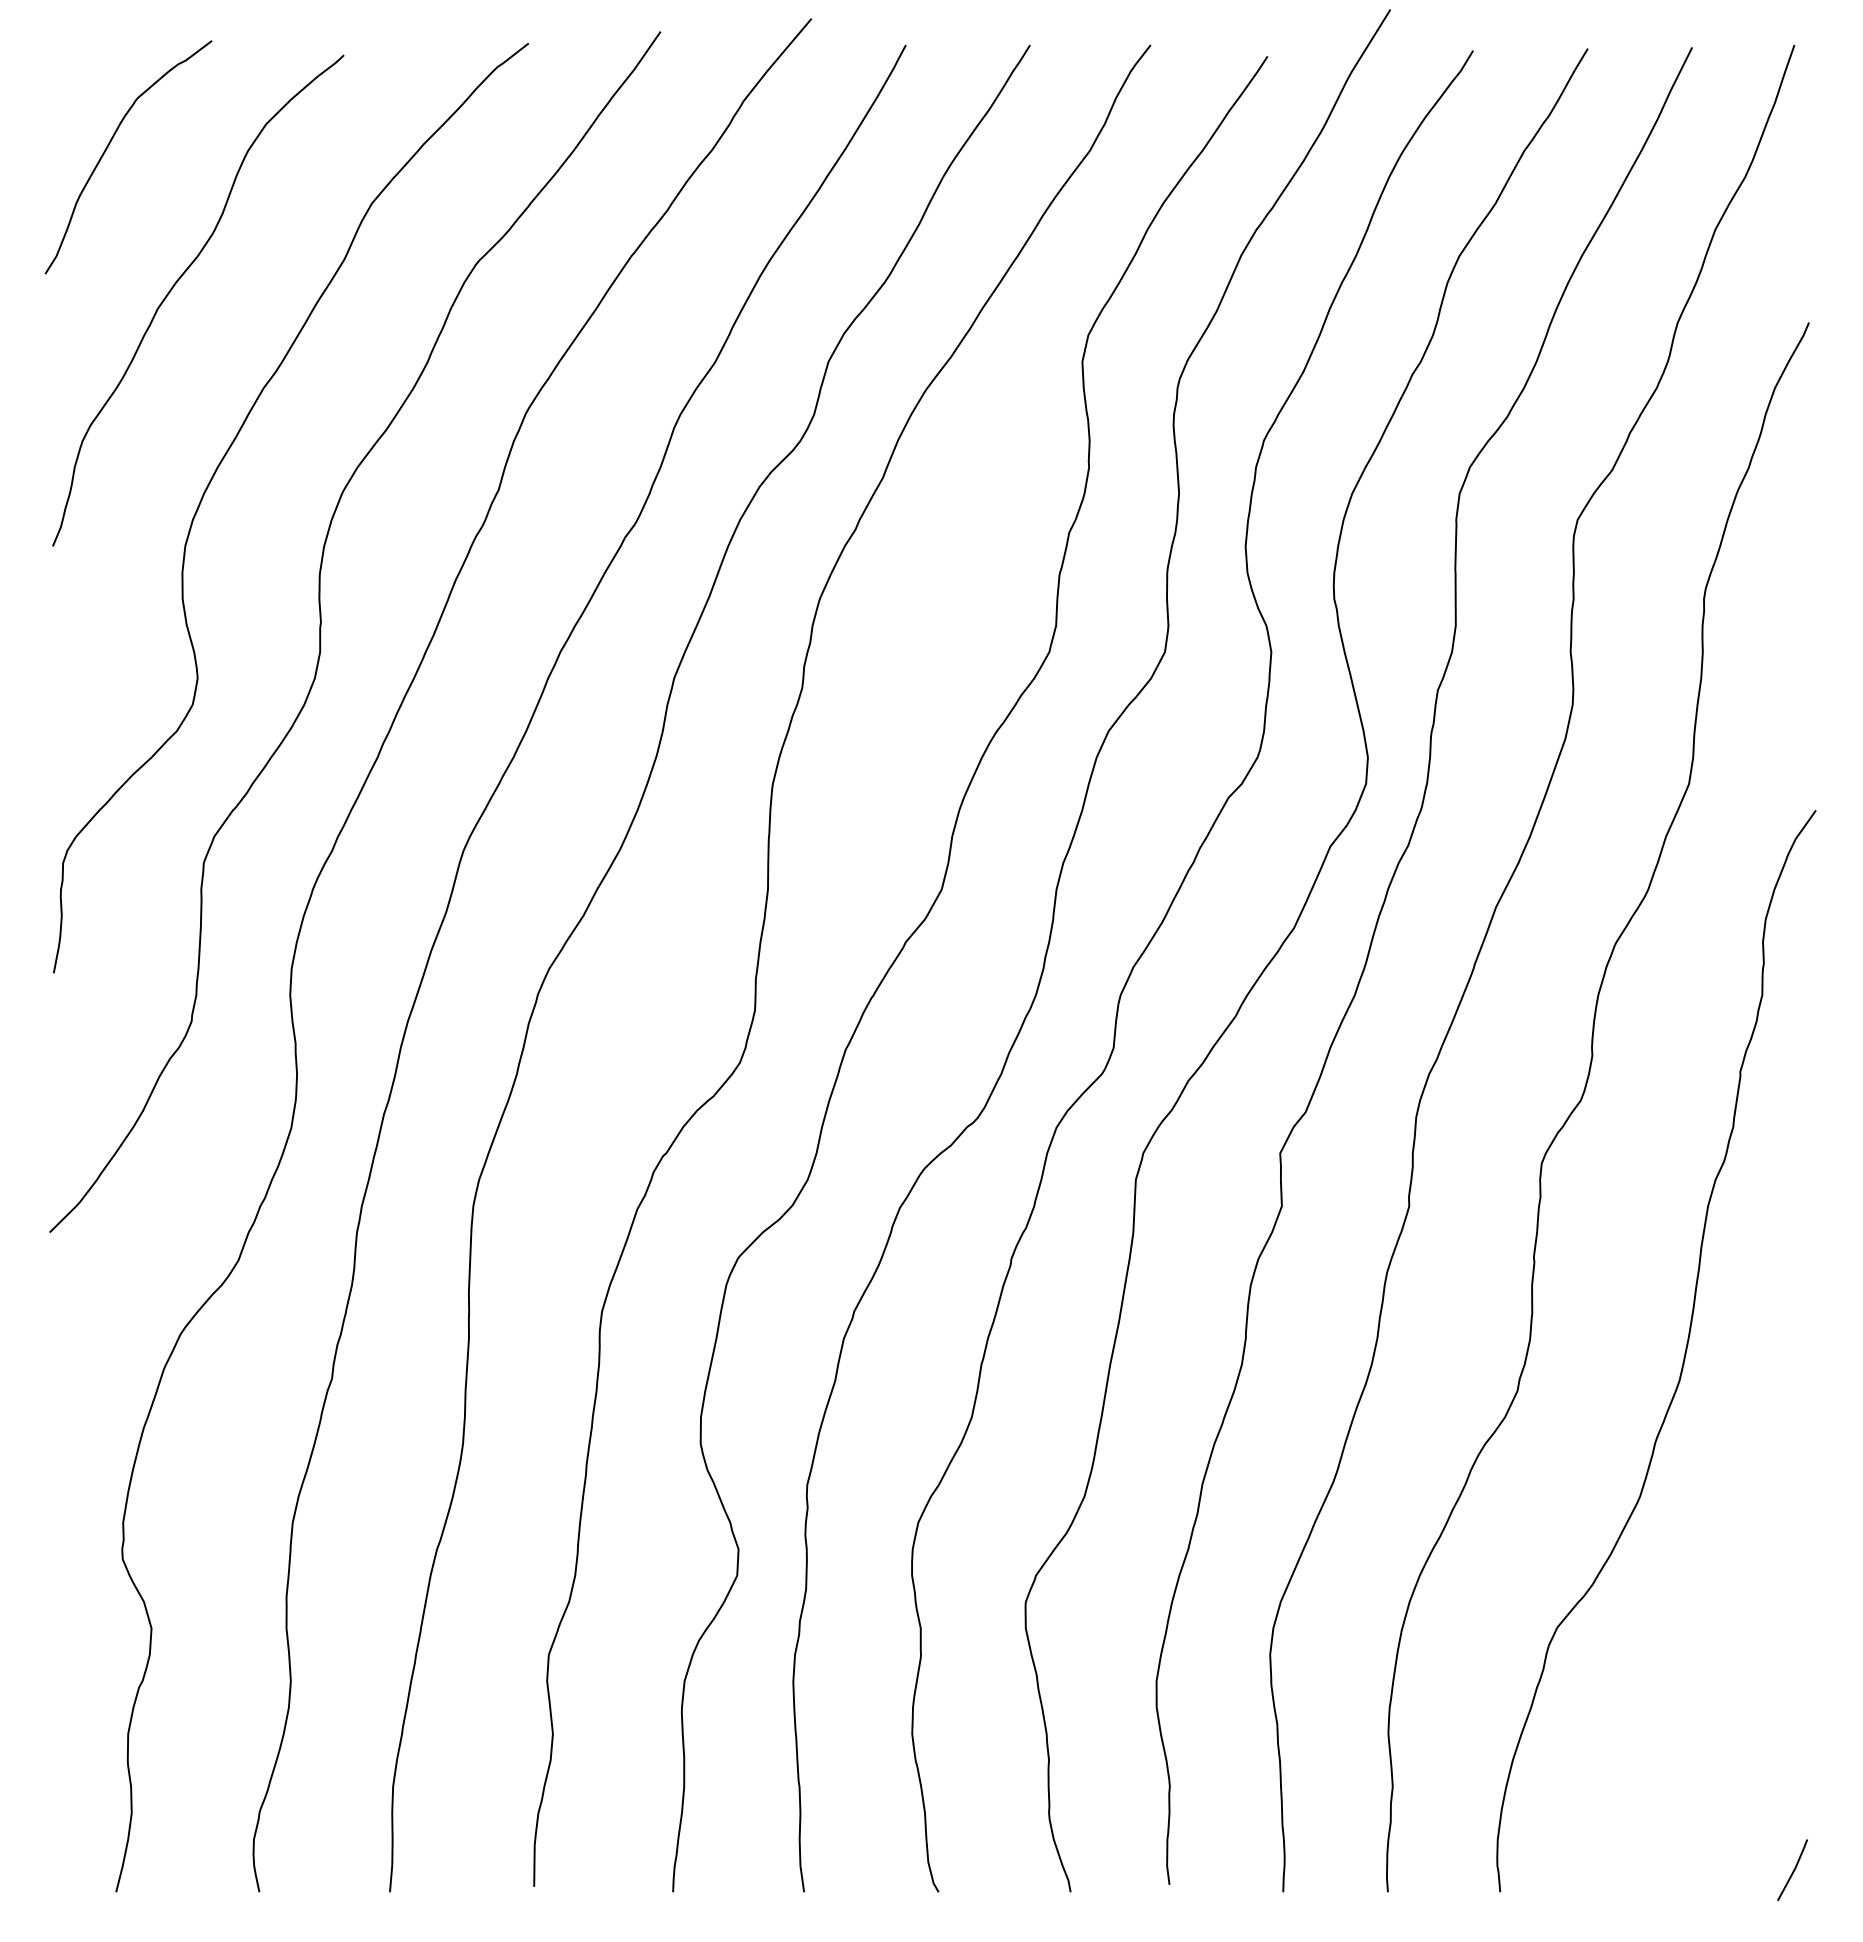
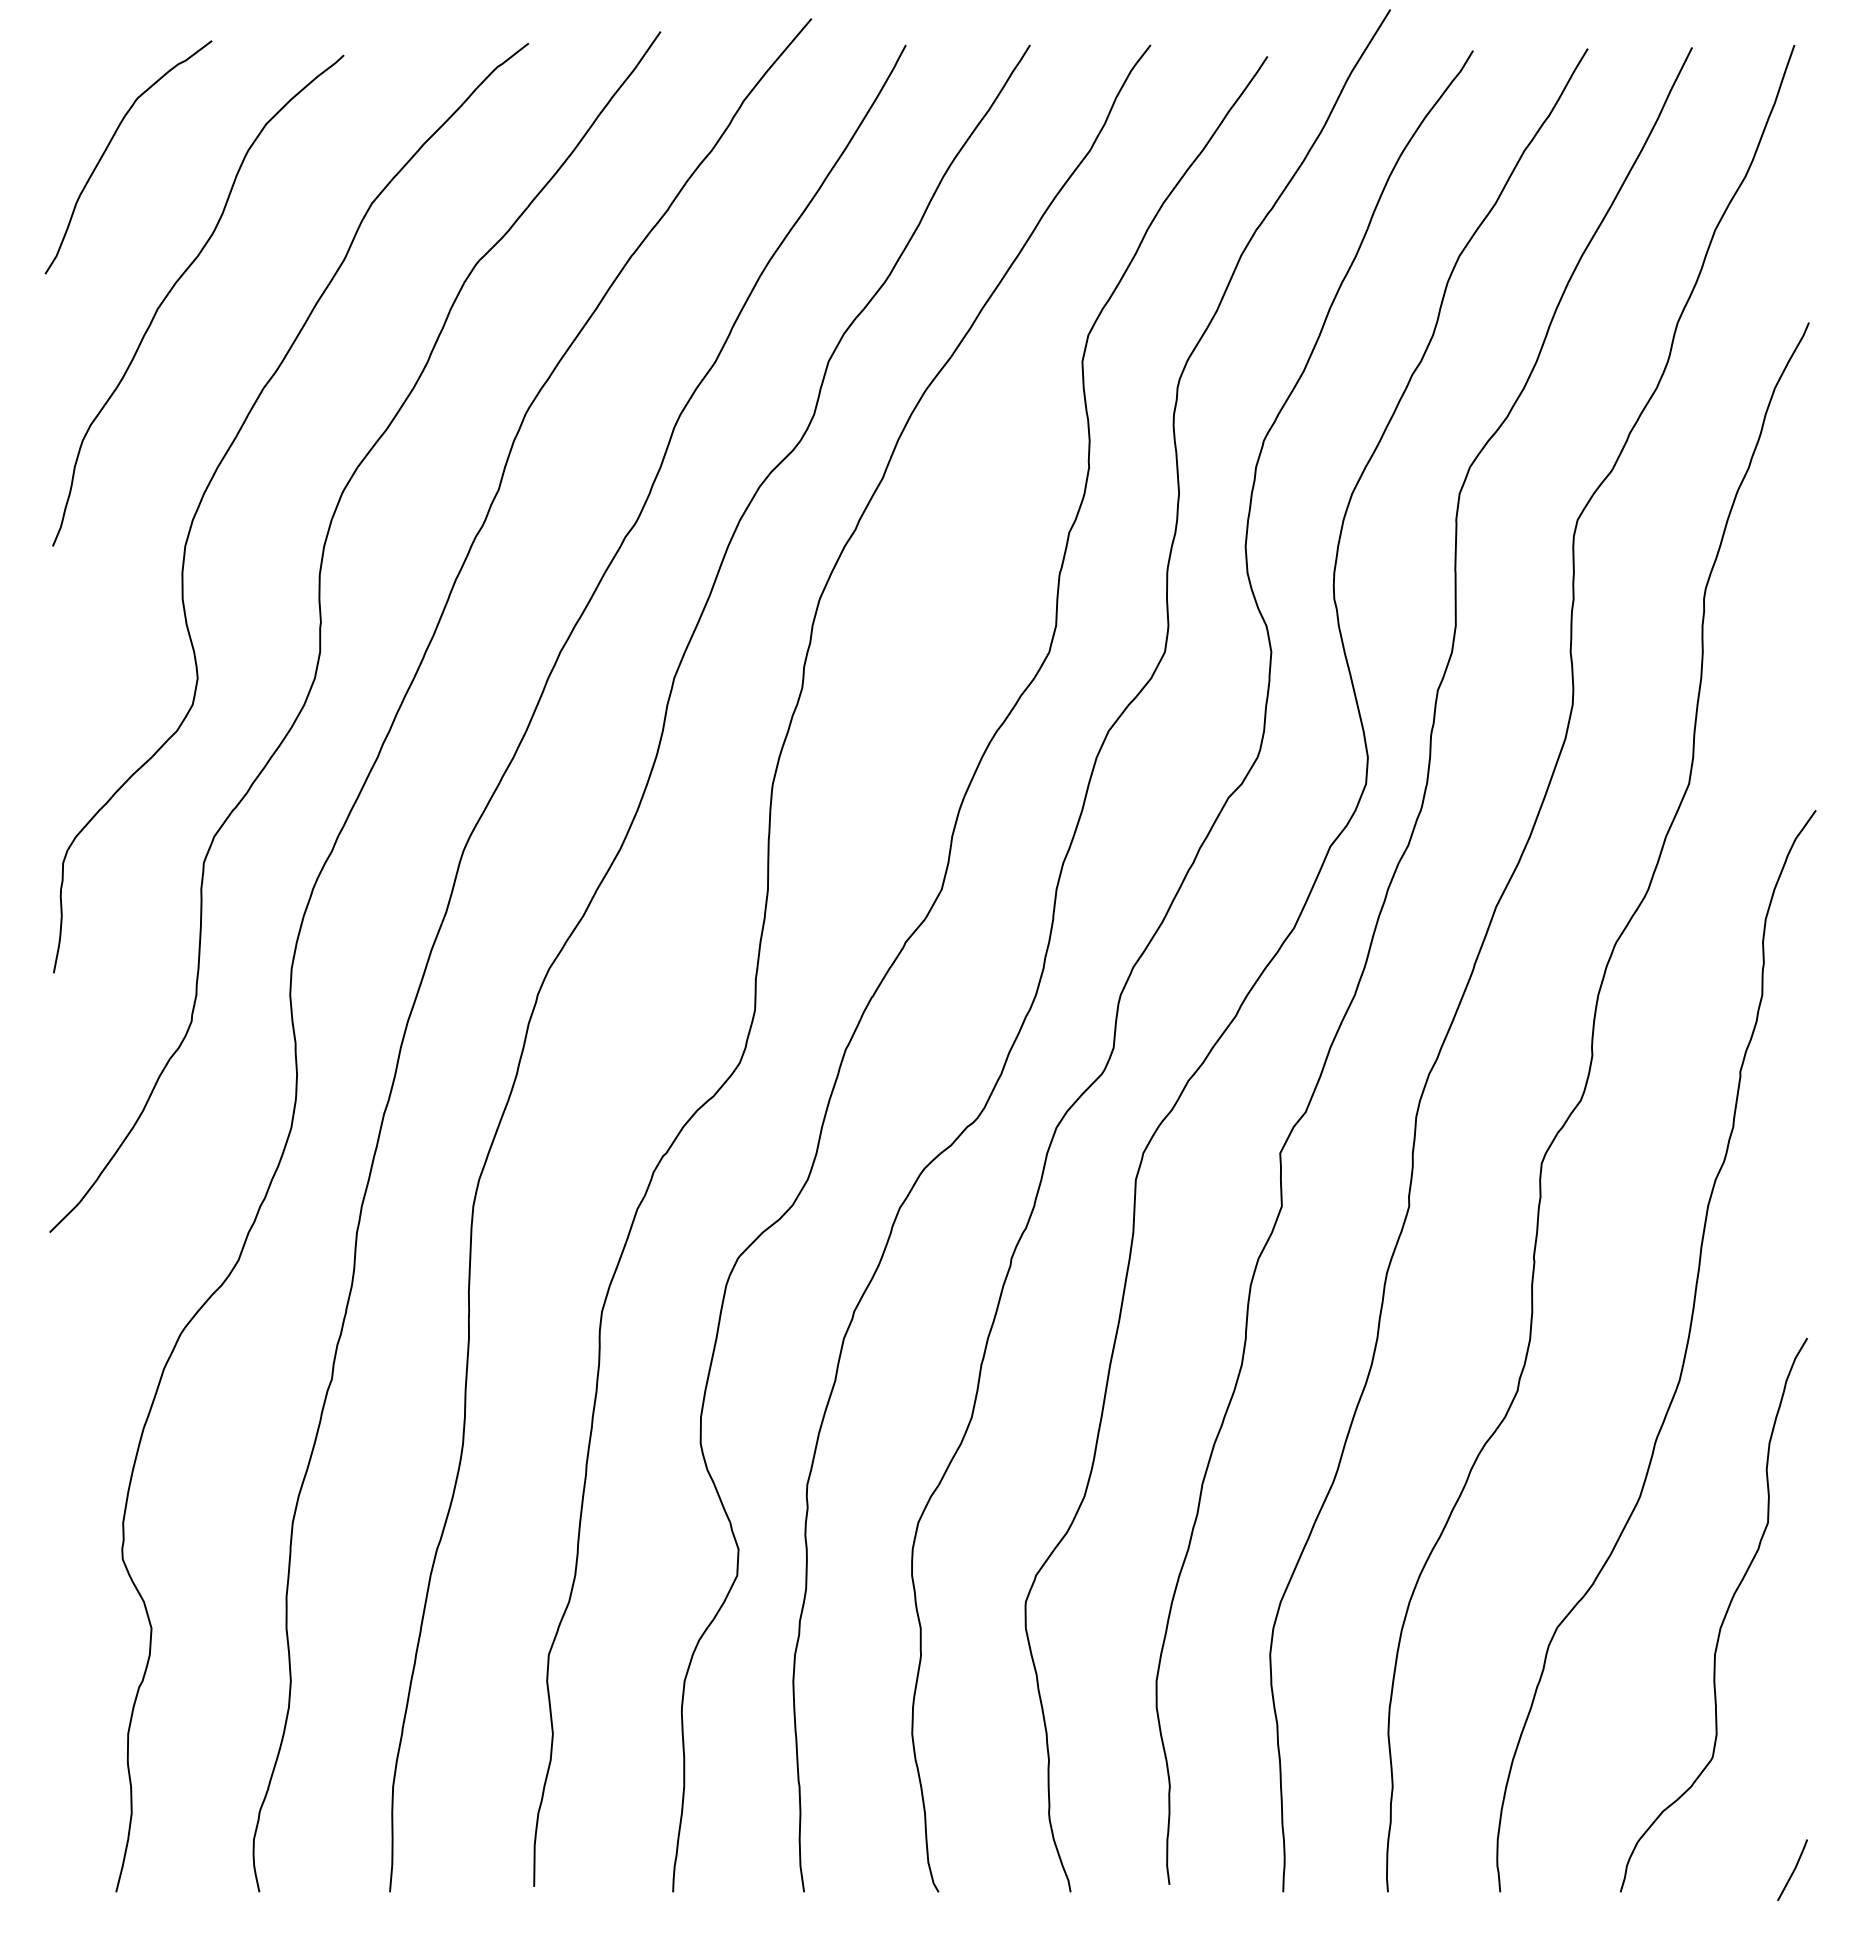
curve: none -> present (1723, 1617)
